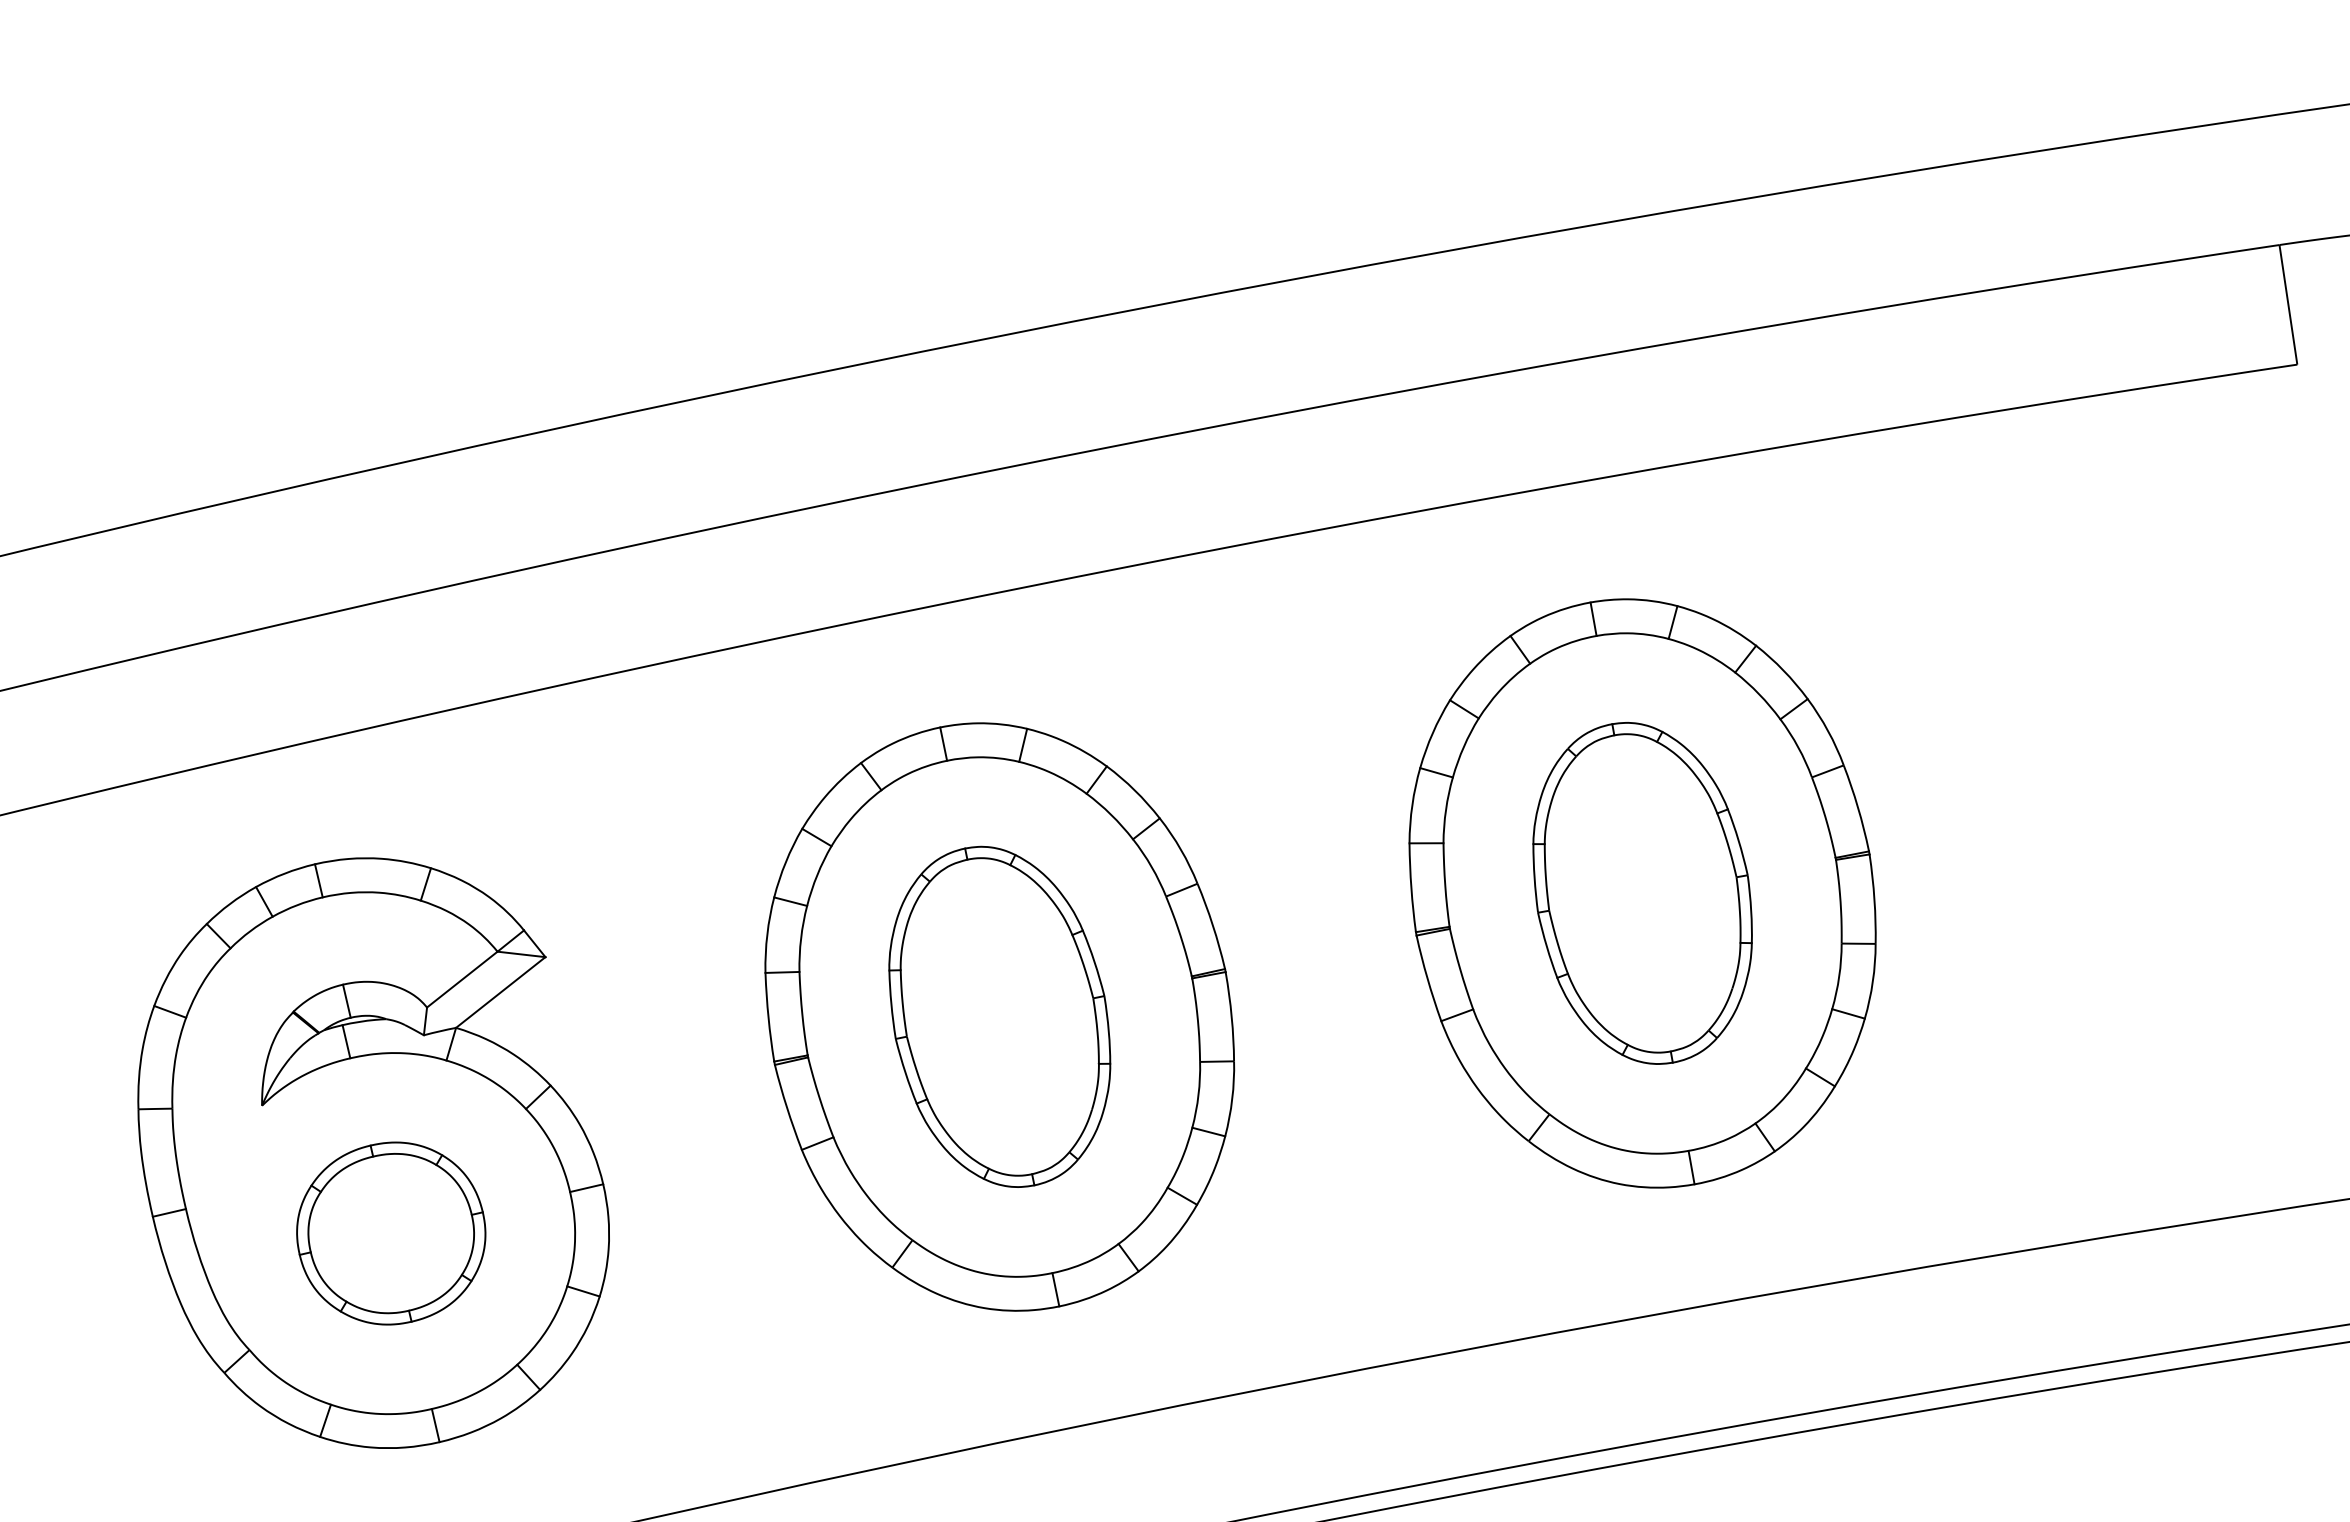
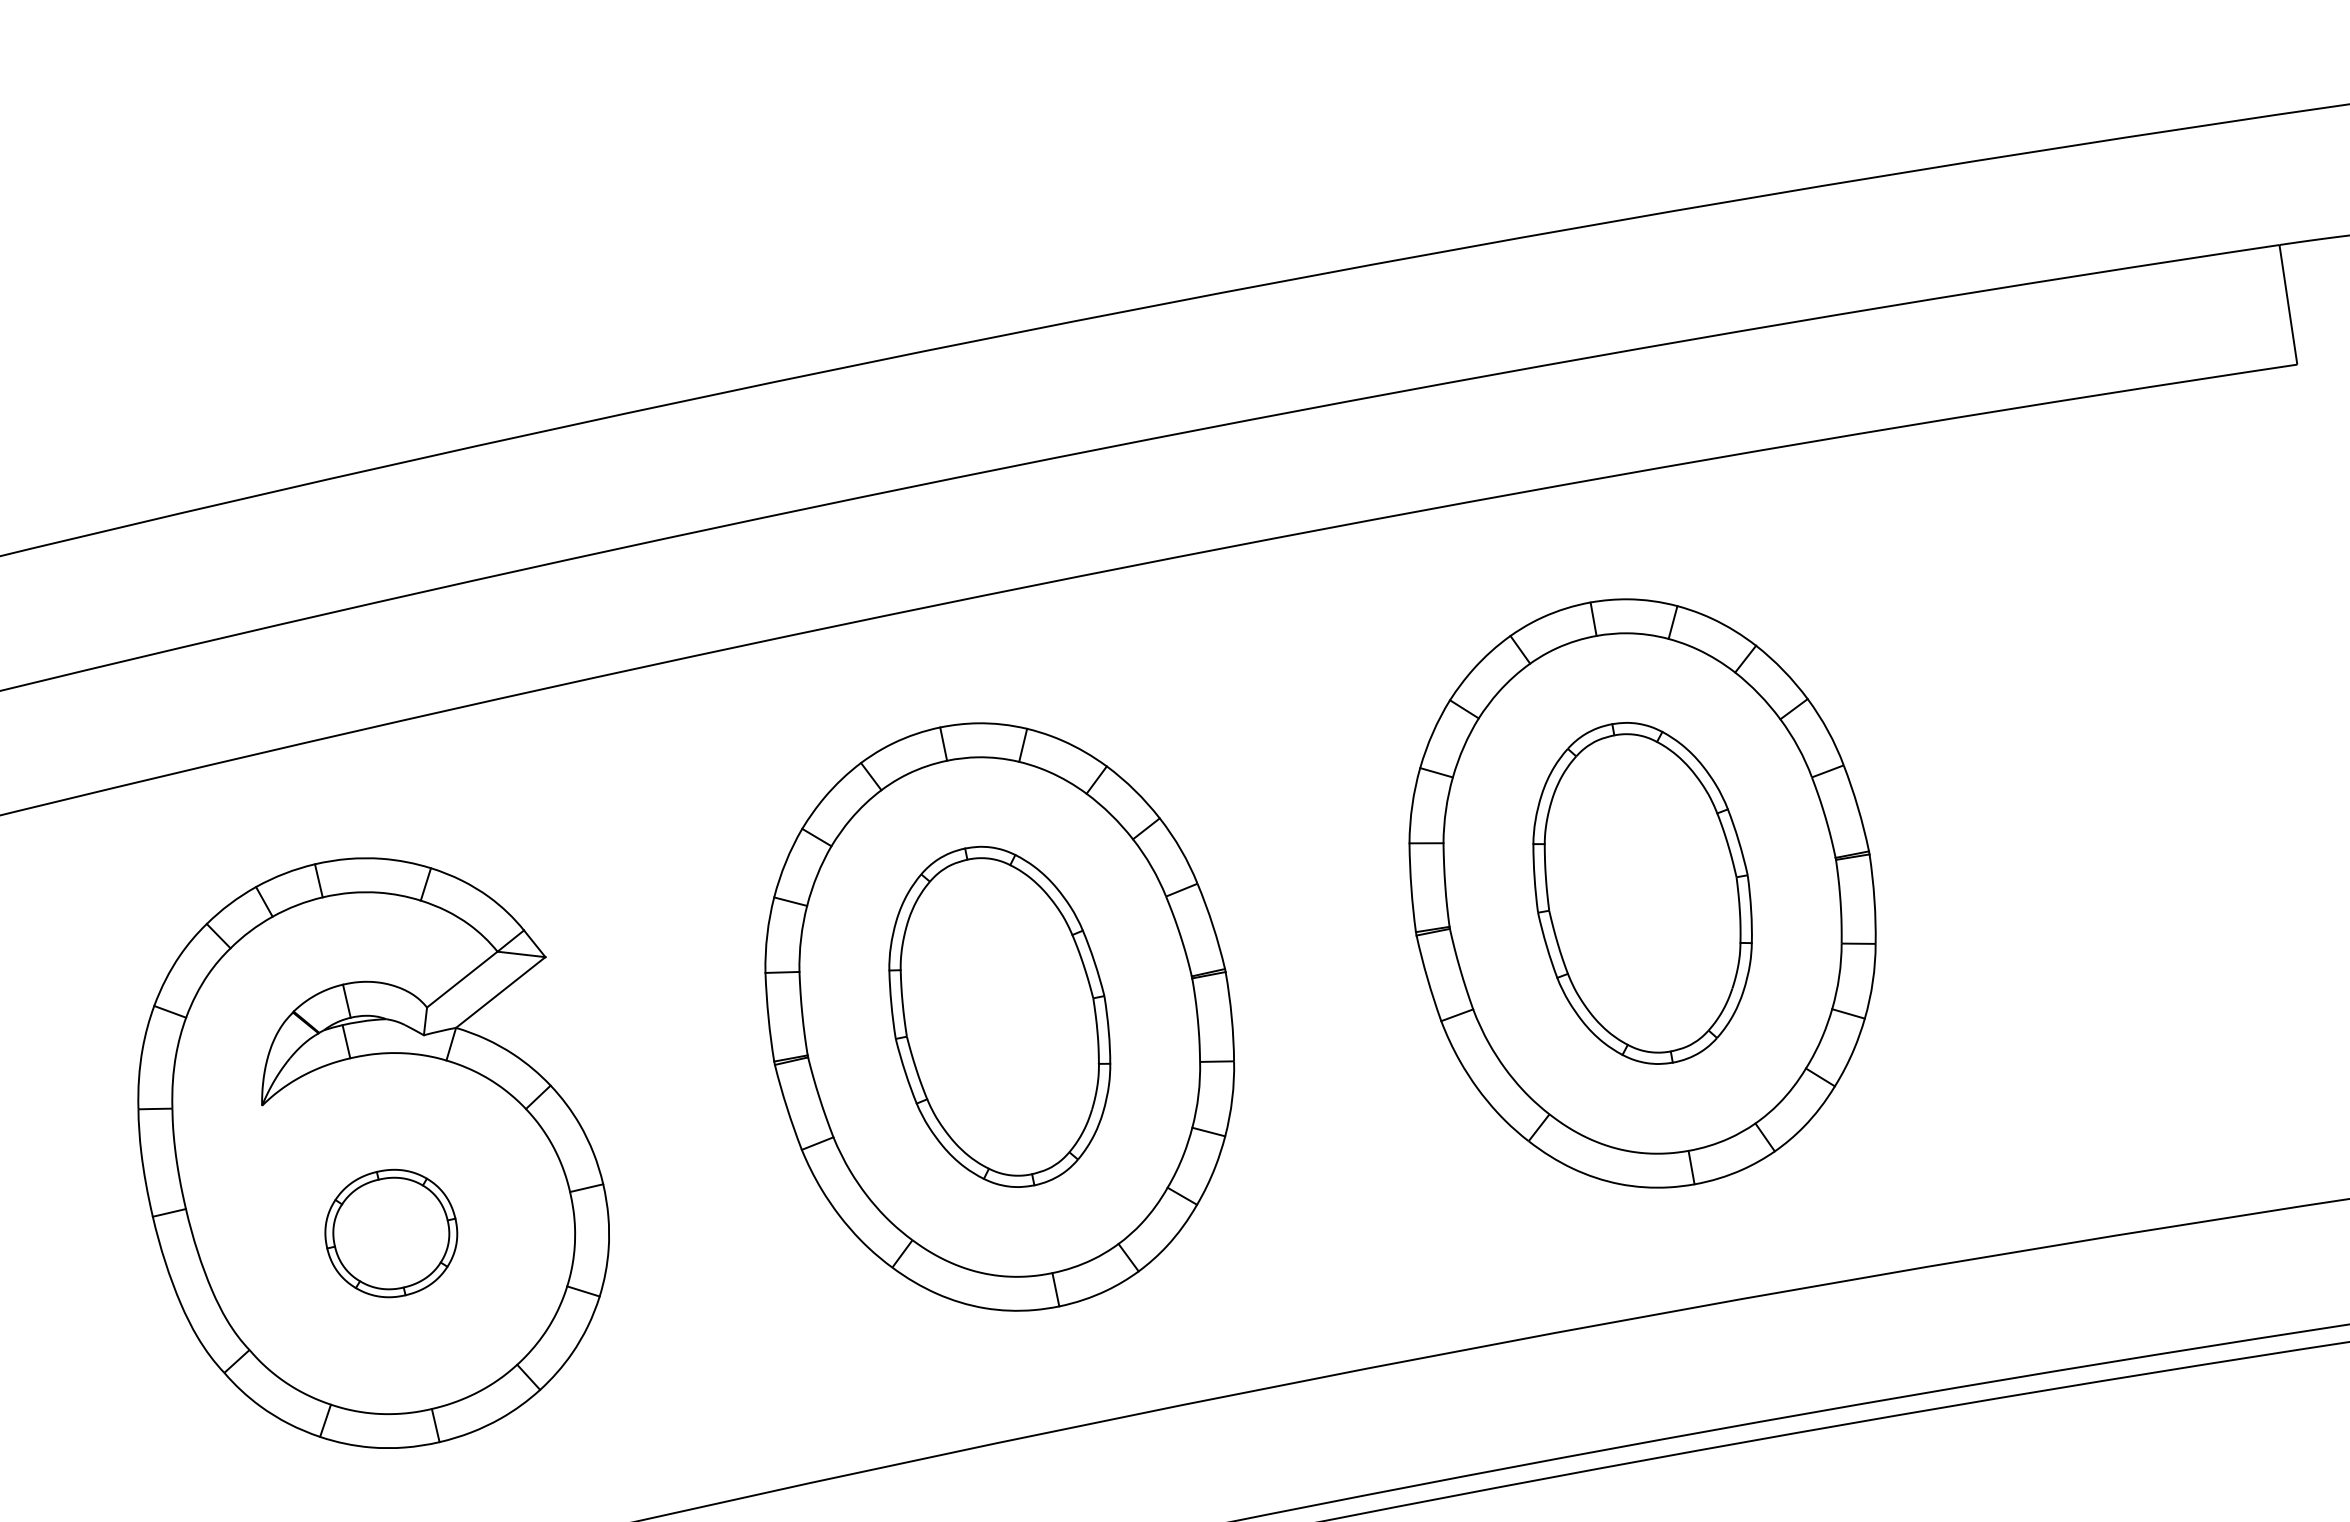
part size: 191x185 px -> 135x131 px (391, 1233)
